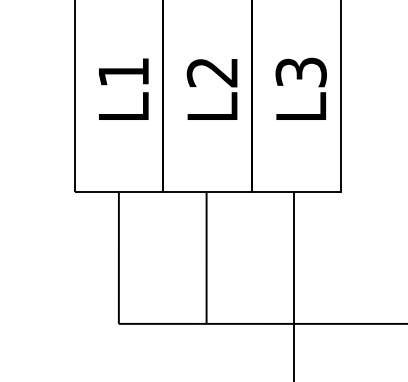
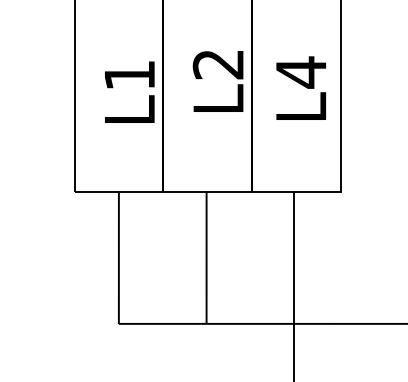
text: L3 -> L4 (300, 72)
text position: (123, 88) -> (129, 91) (129, 91)
text position: (211, 89) -> (217, 81) (217, 81)
